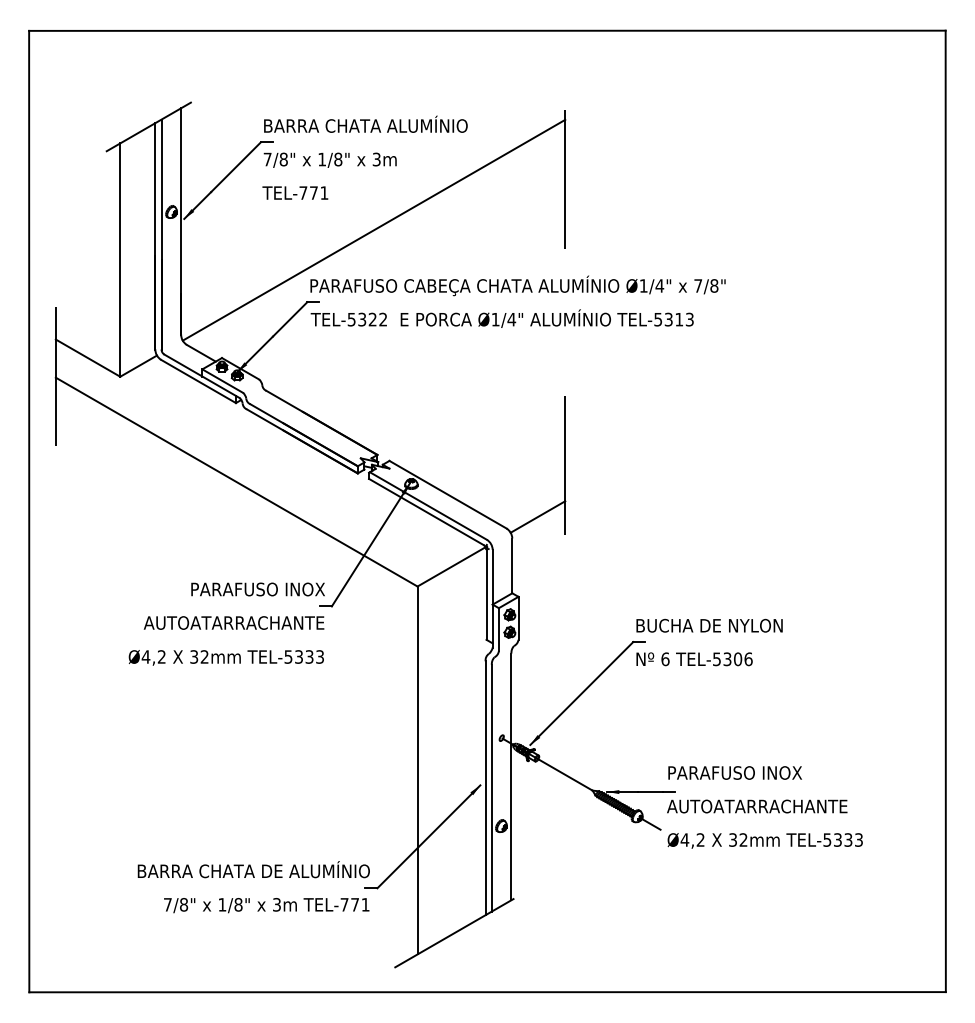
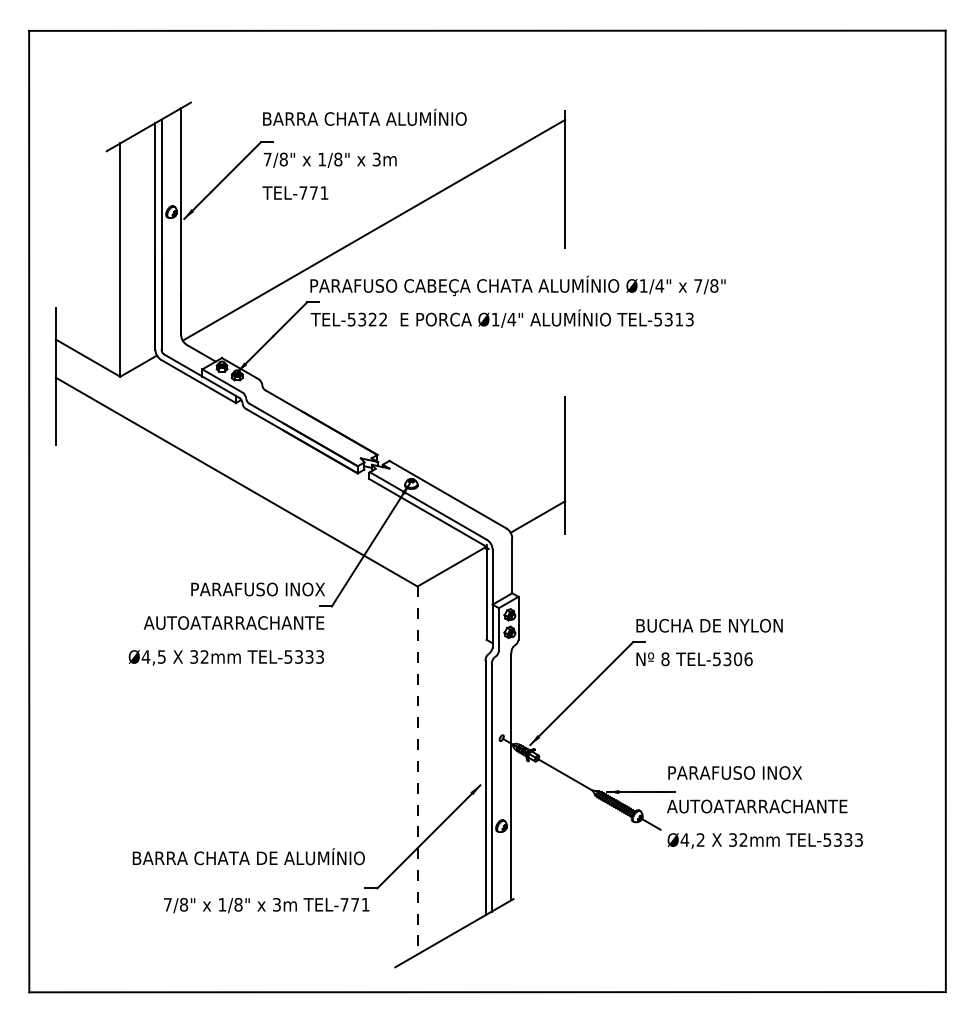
text position: (365, 123) -> (364, 116) (364, 116)
text: Ø4,2 -> Ø4,5 (161, 656)
text: 6 -> 8 (665, 658)
line: solid -> dashed (417, 770)
text position: (253, 869) -> (248, 856) (248, 856)
